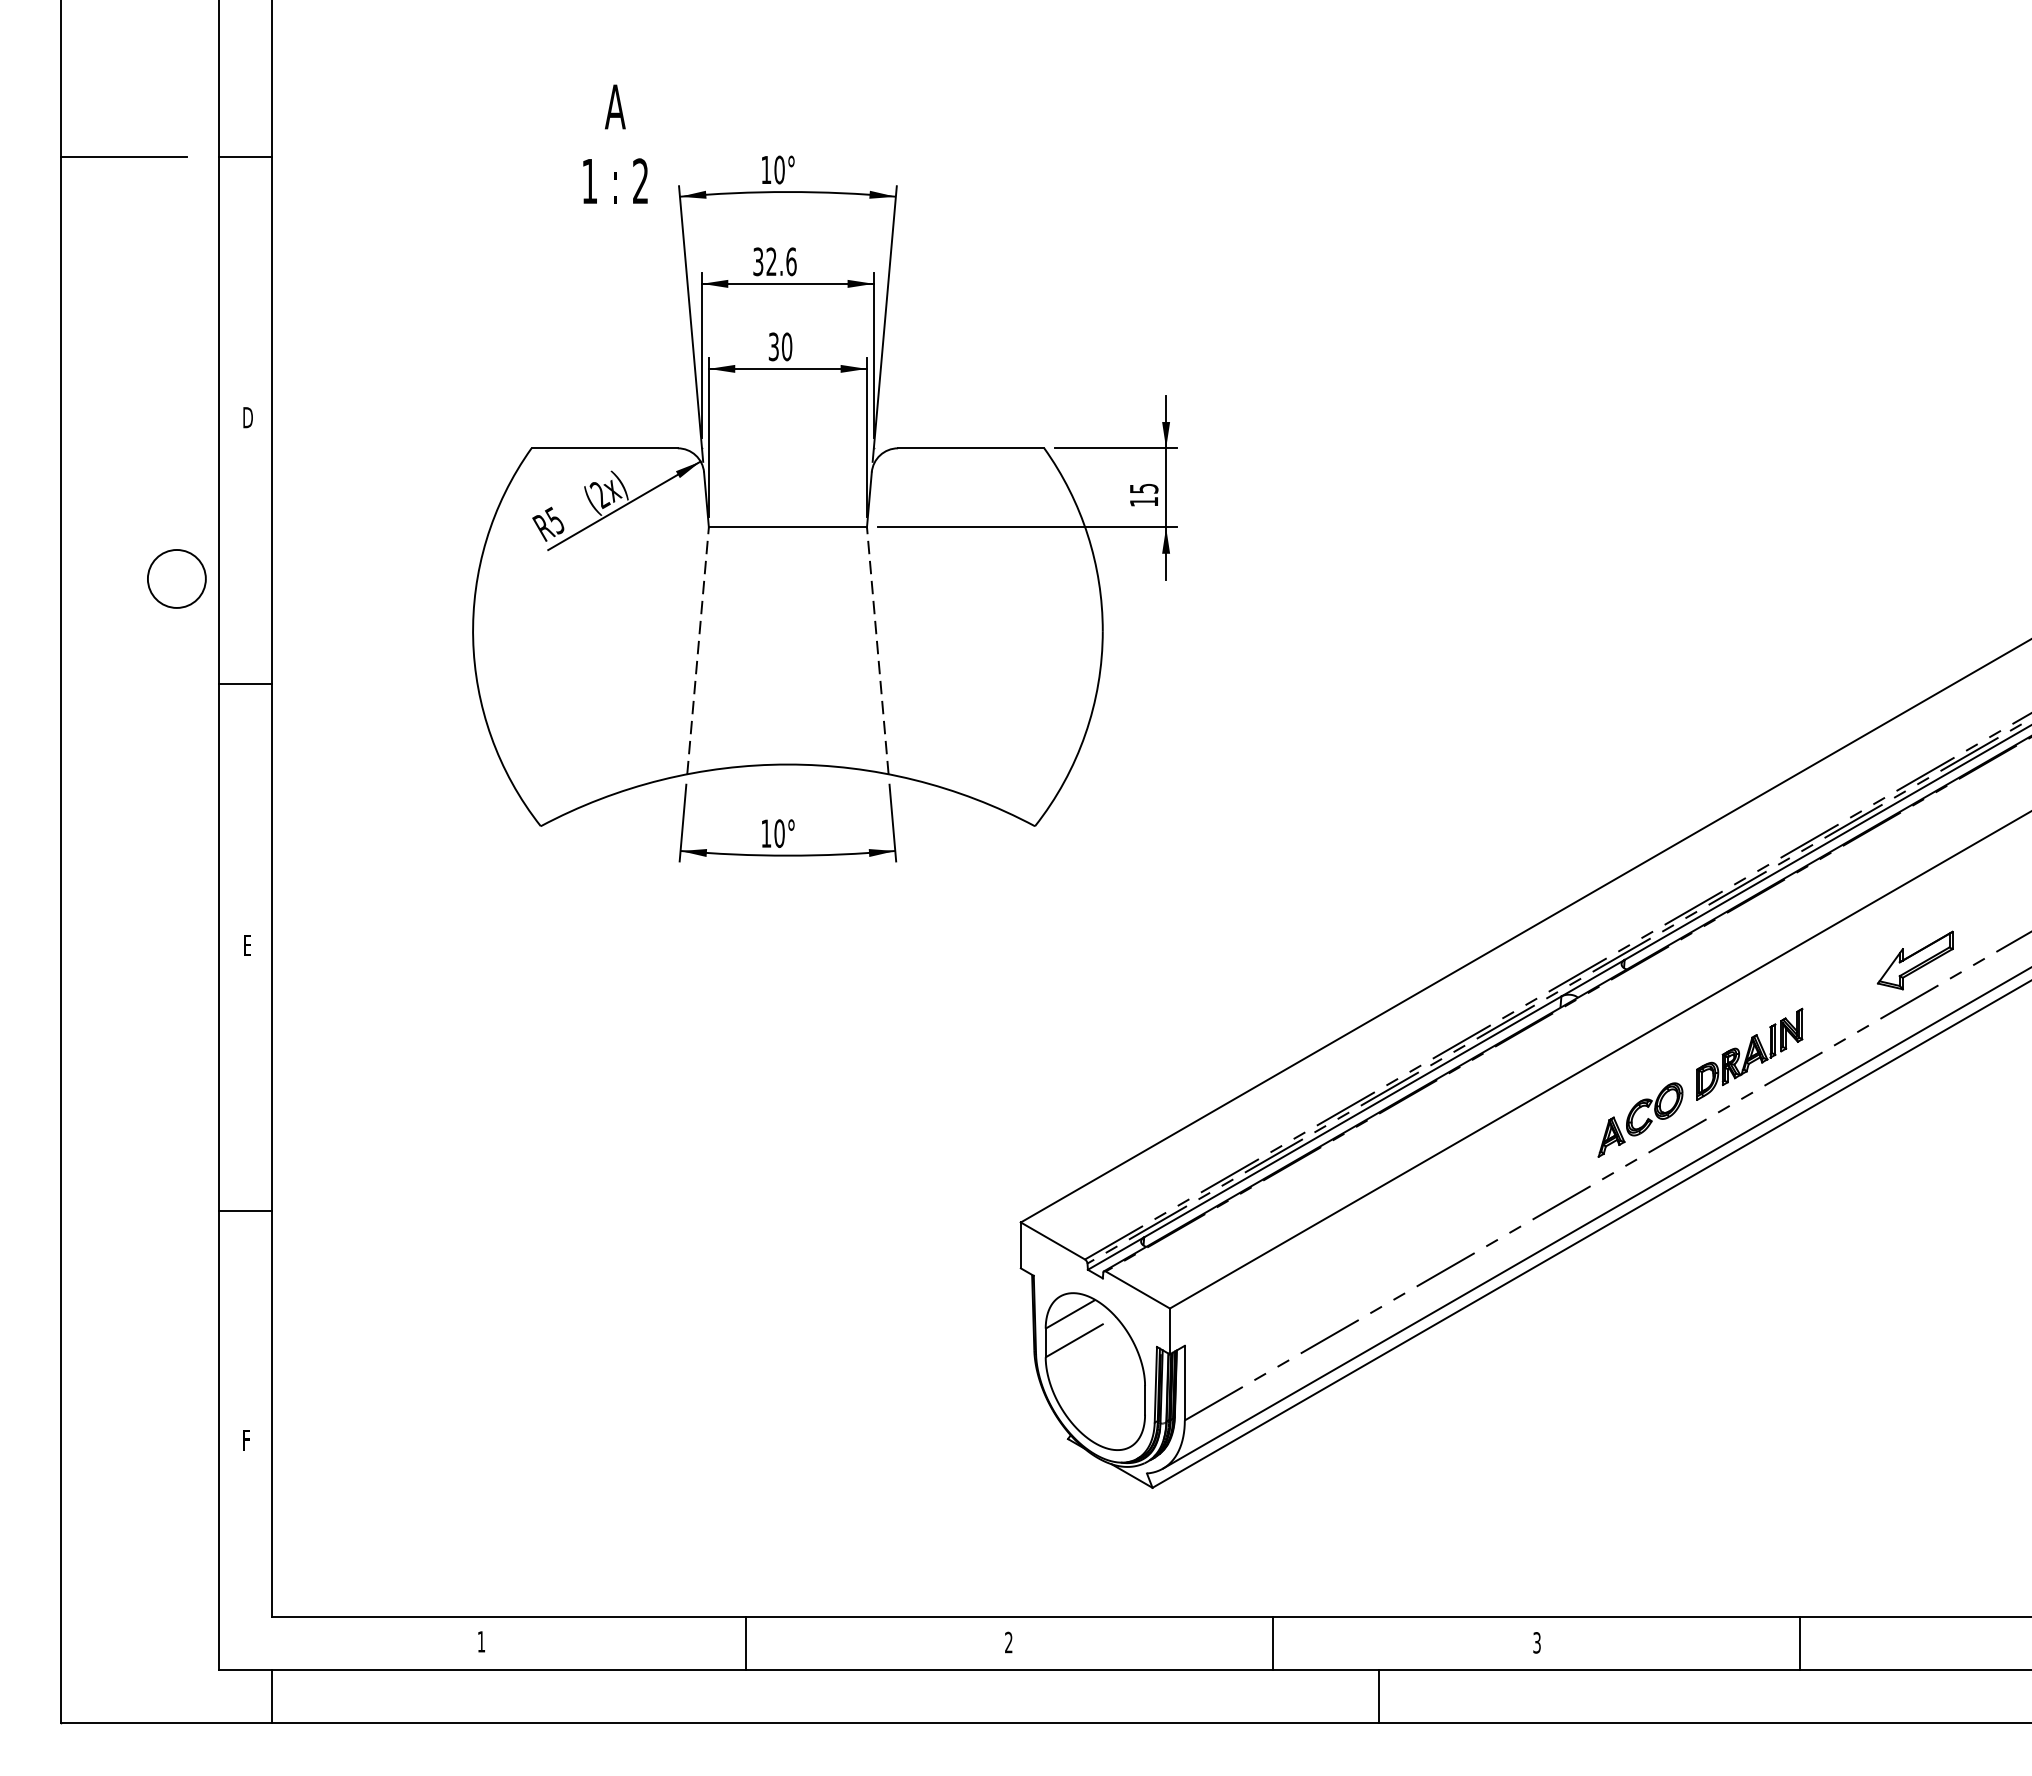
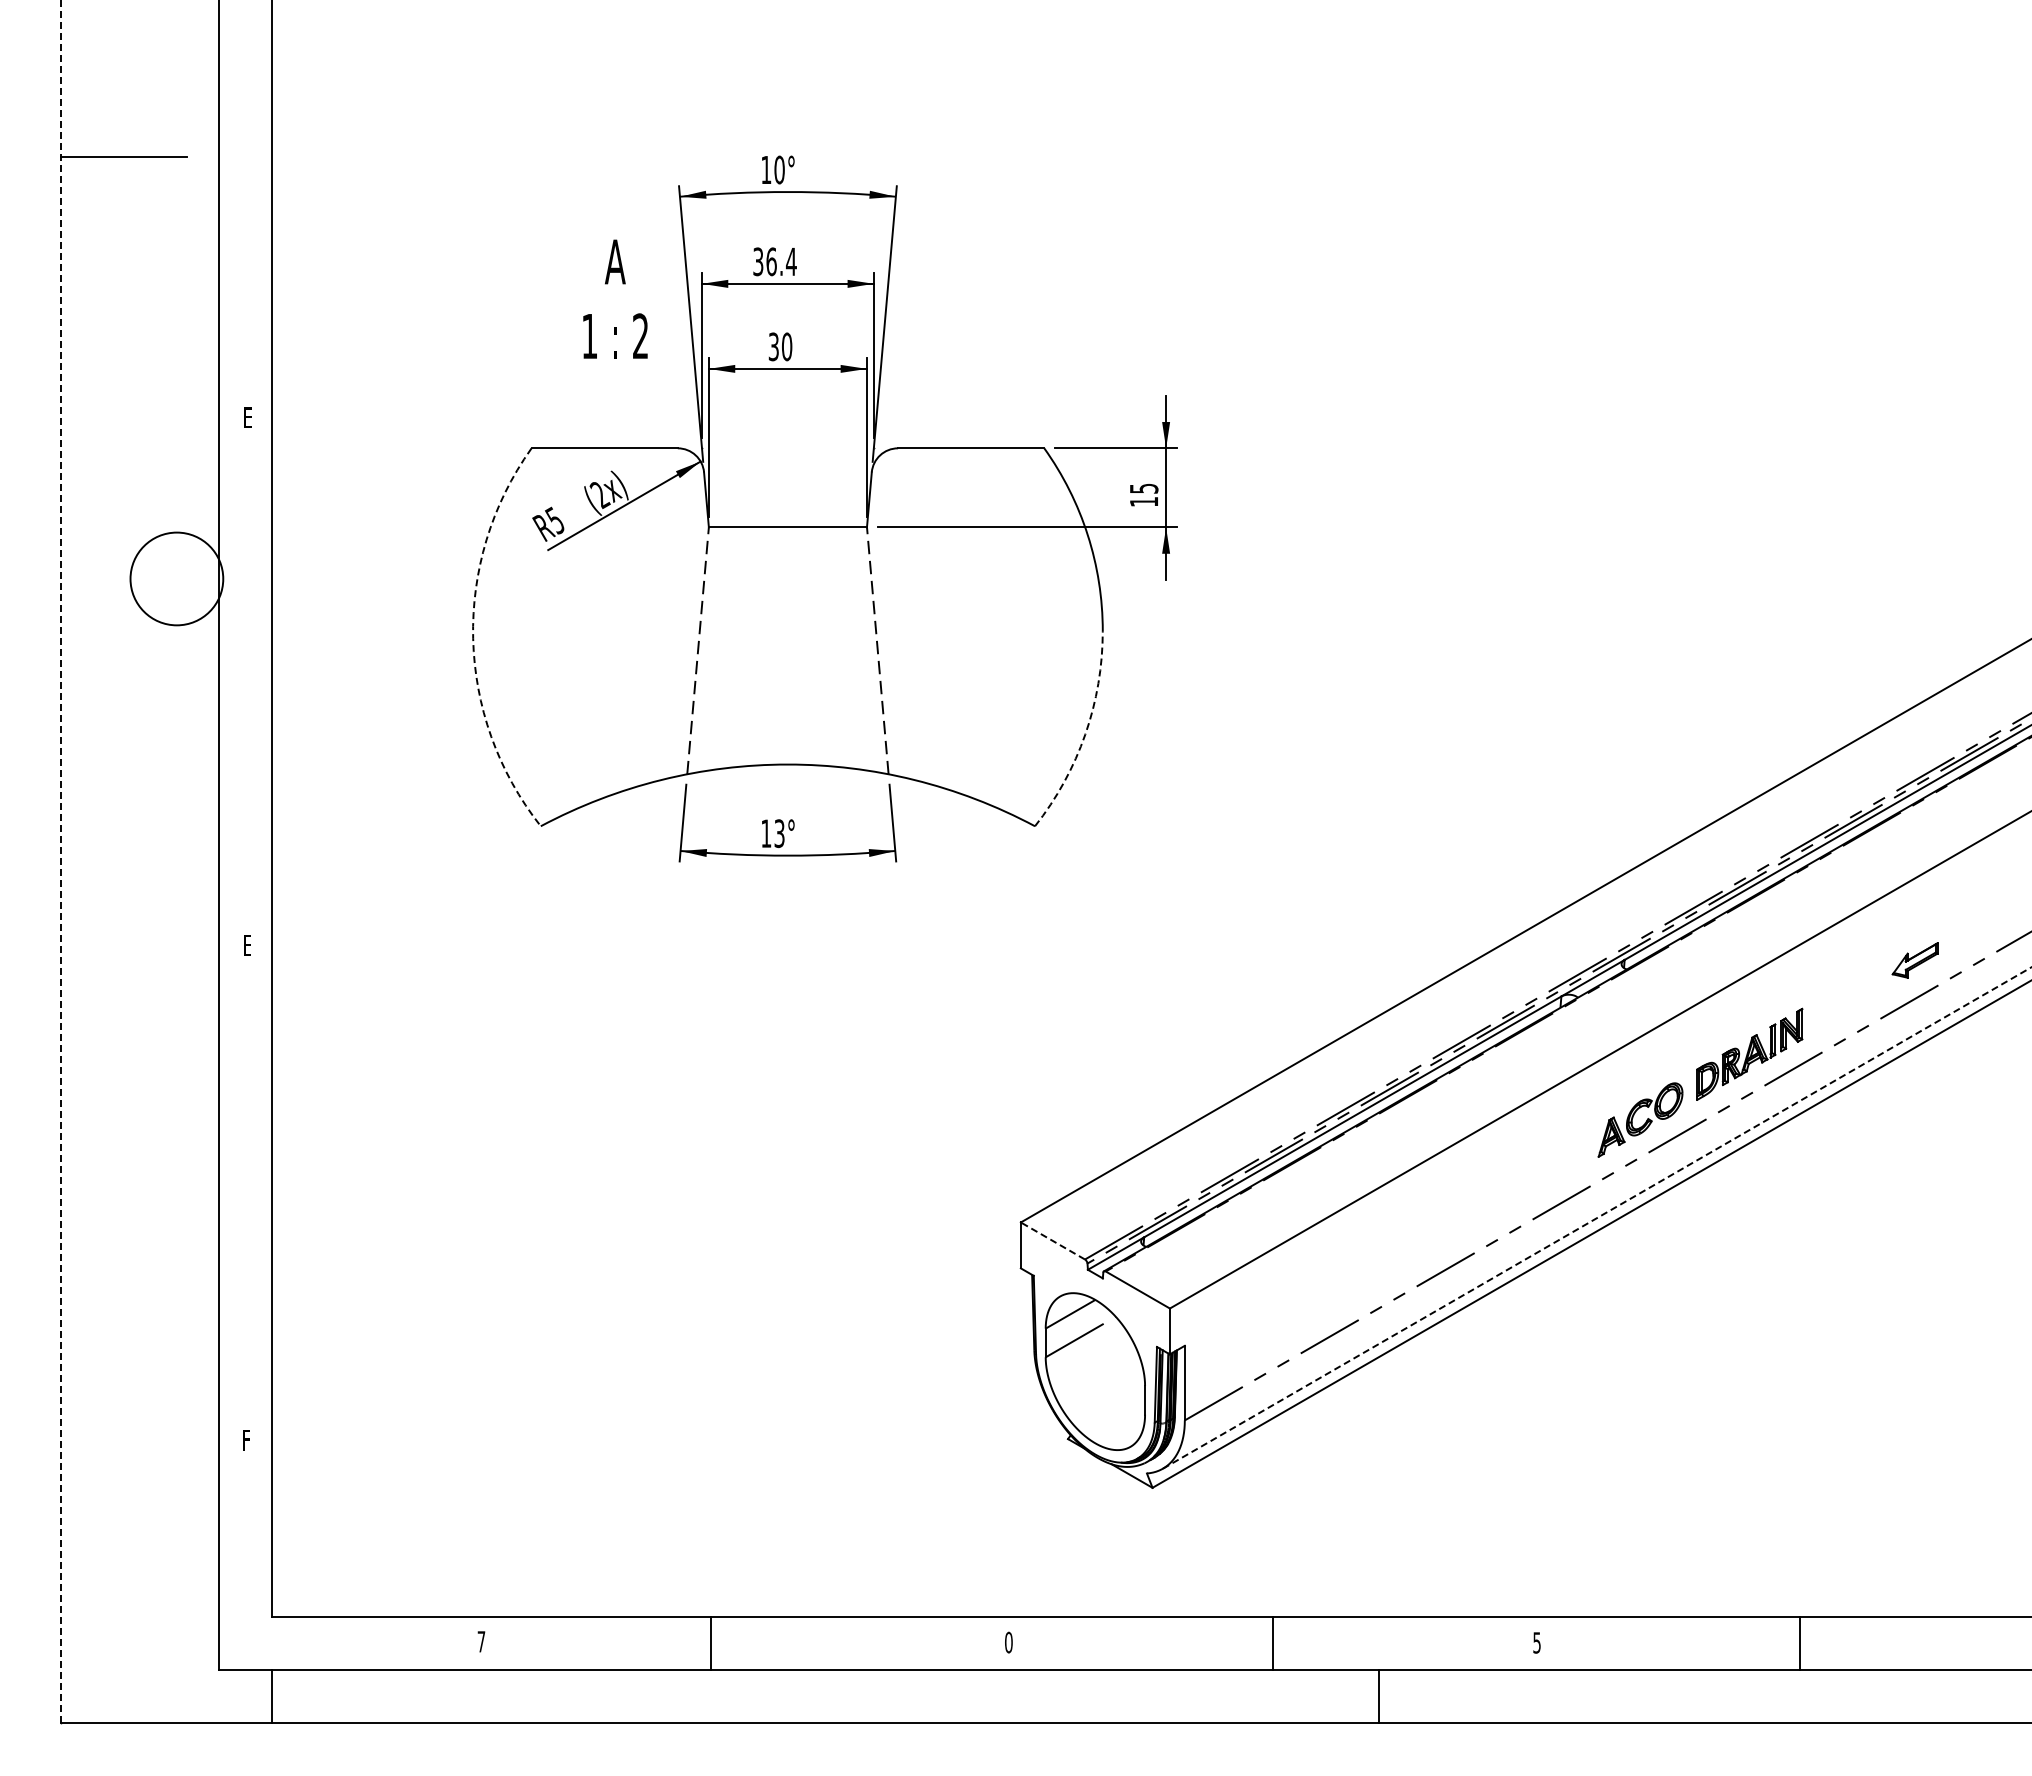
text position: (615, 143) -> (615, 298) (615, 298)
line: present -> none (245, 157)
text: 32.6 -> 36.4 (781, 261)
text: D -> E (247, 417)
circle diameter: 58 px -> 93 px (176, 578)
arc: solid -> dashed (473, 638)
line: present -> none (245, 684)
arc: solid -> dashed (1085, 734)
text: 10° -> 13° (779, 833)
line: solid -> dashed (60, 861)
part size: 78x61 px -> 48x37 px (1914, 960)
line: present -> none (245, 1211)
line: solid -> dashed (1597, 1217)
line: solid -> dashed (1052, 1240)
text: 1 -> 7 (481, 1641)
text: 2 -> 0 (1008, 1642)
text: 3 -> 5 (1536, 1642)
line position: (746, 1643) -> (711, 1643) (711, 1643)
